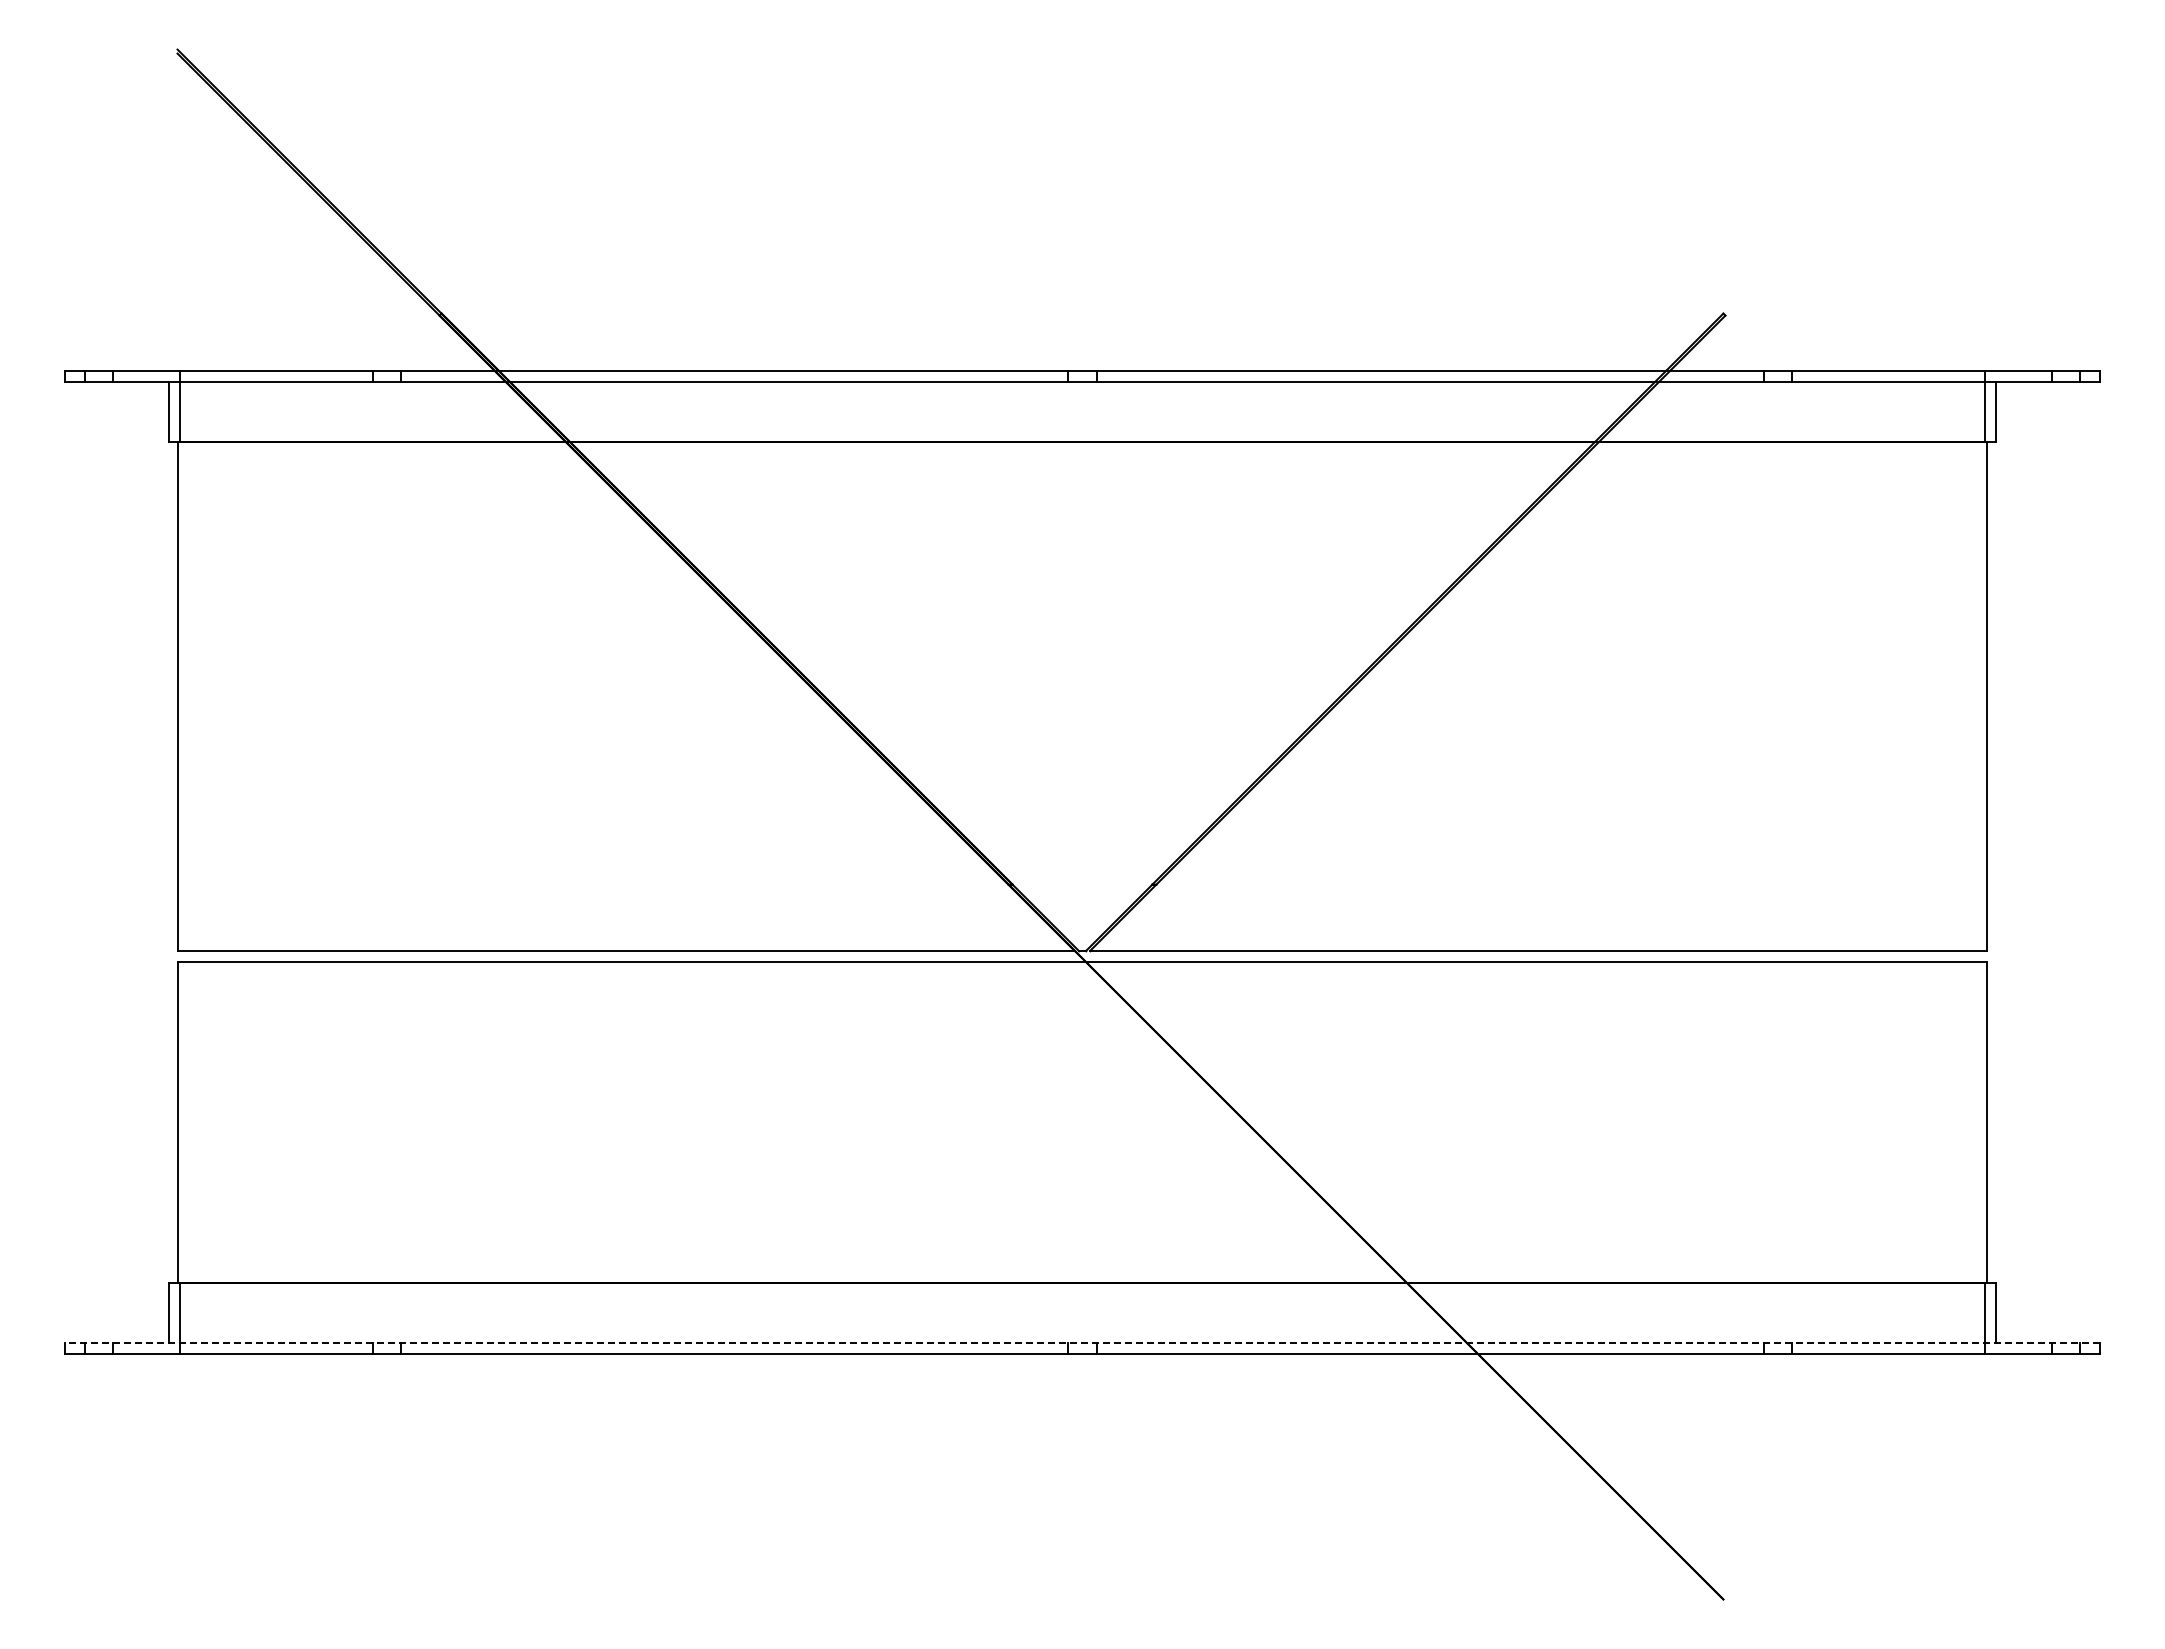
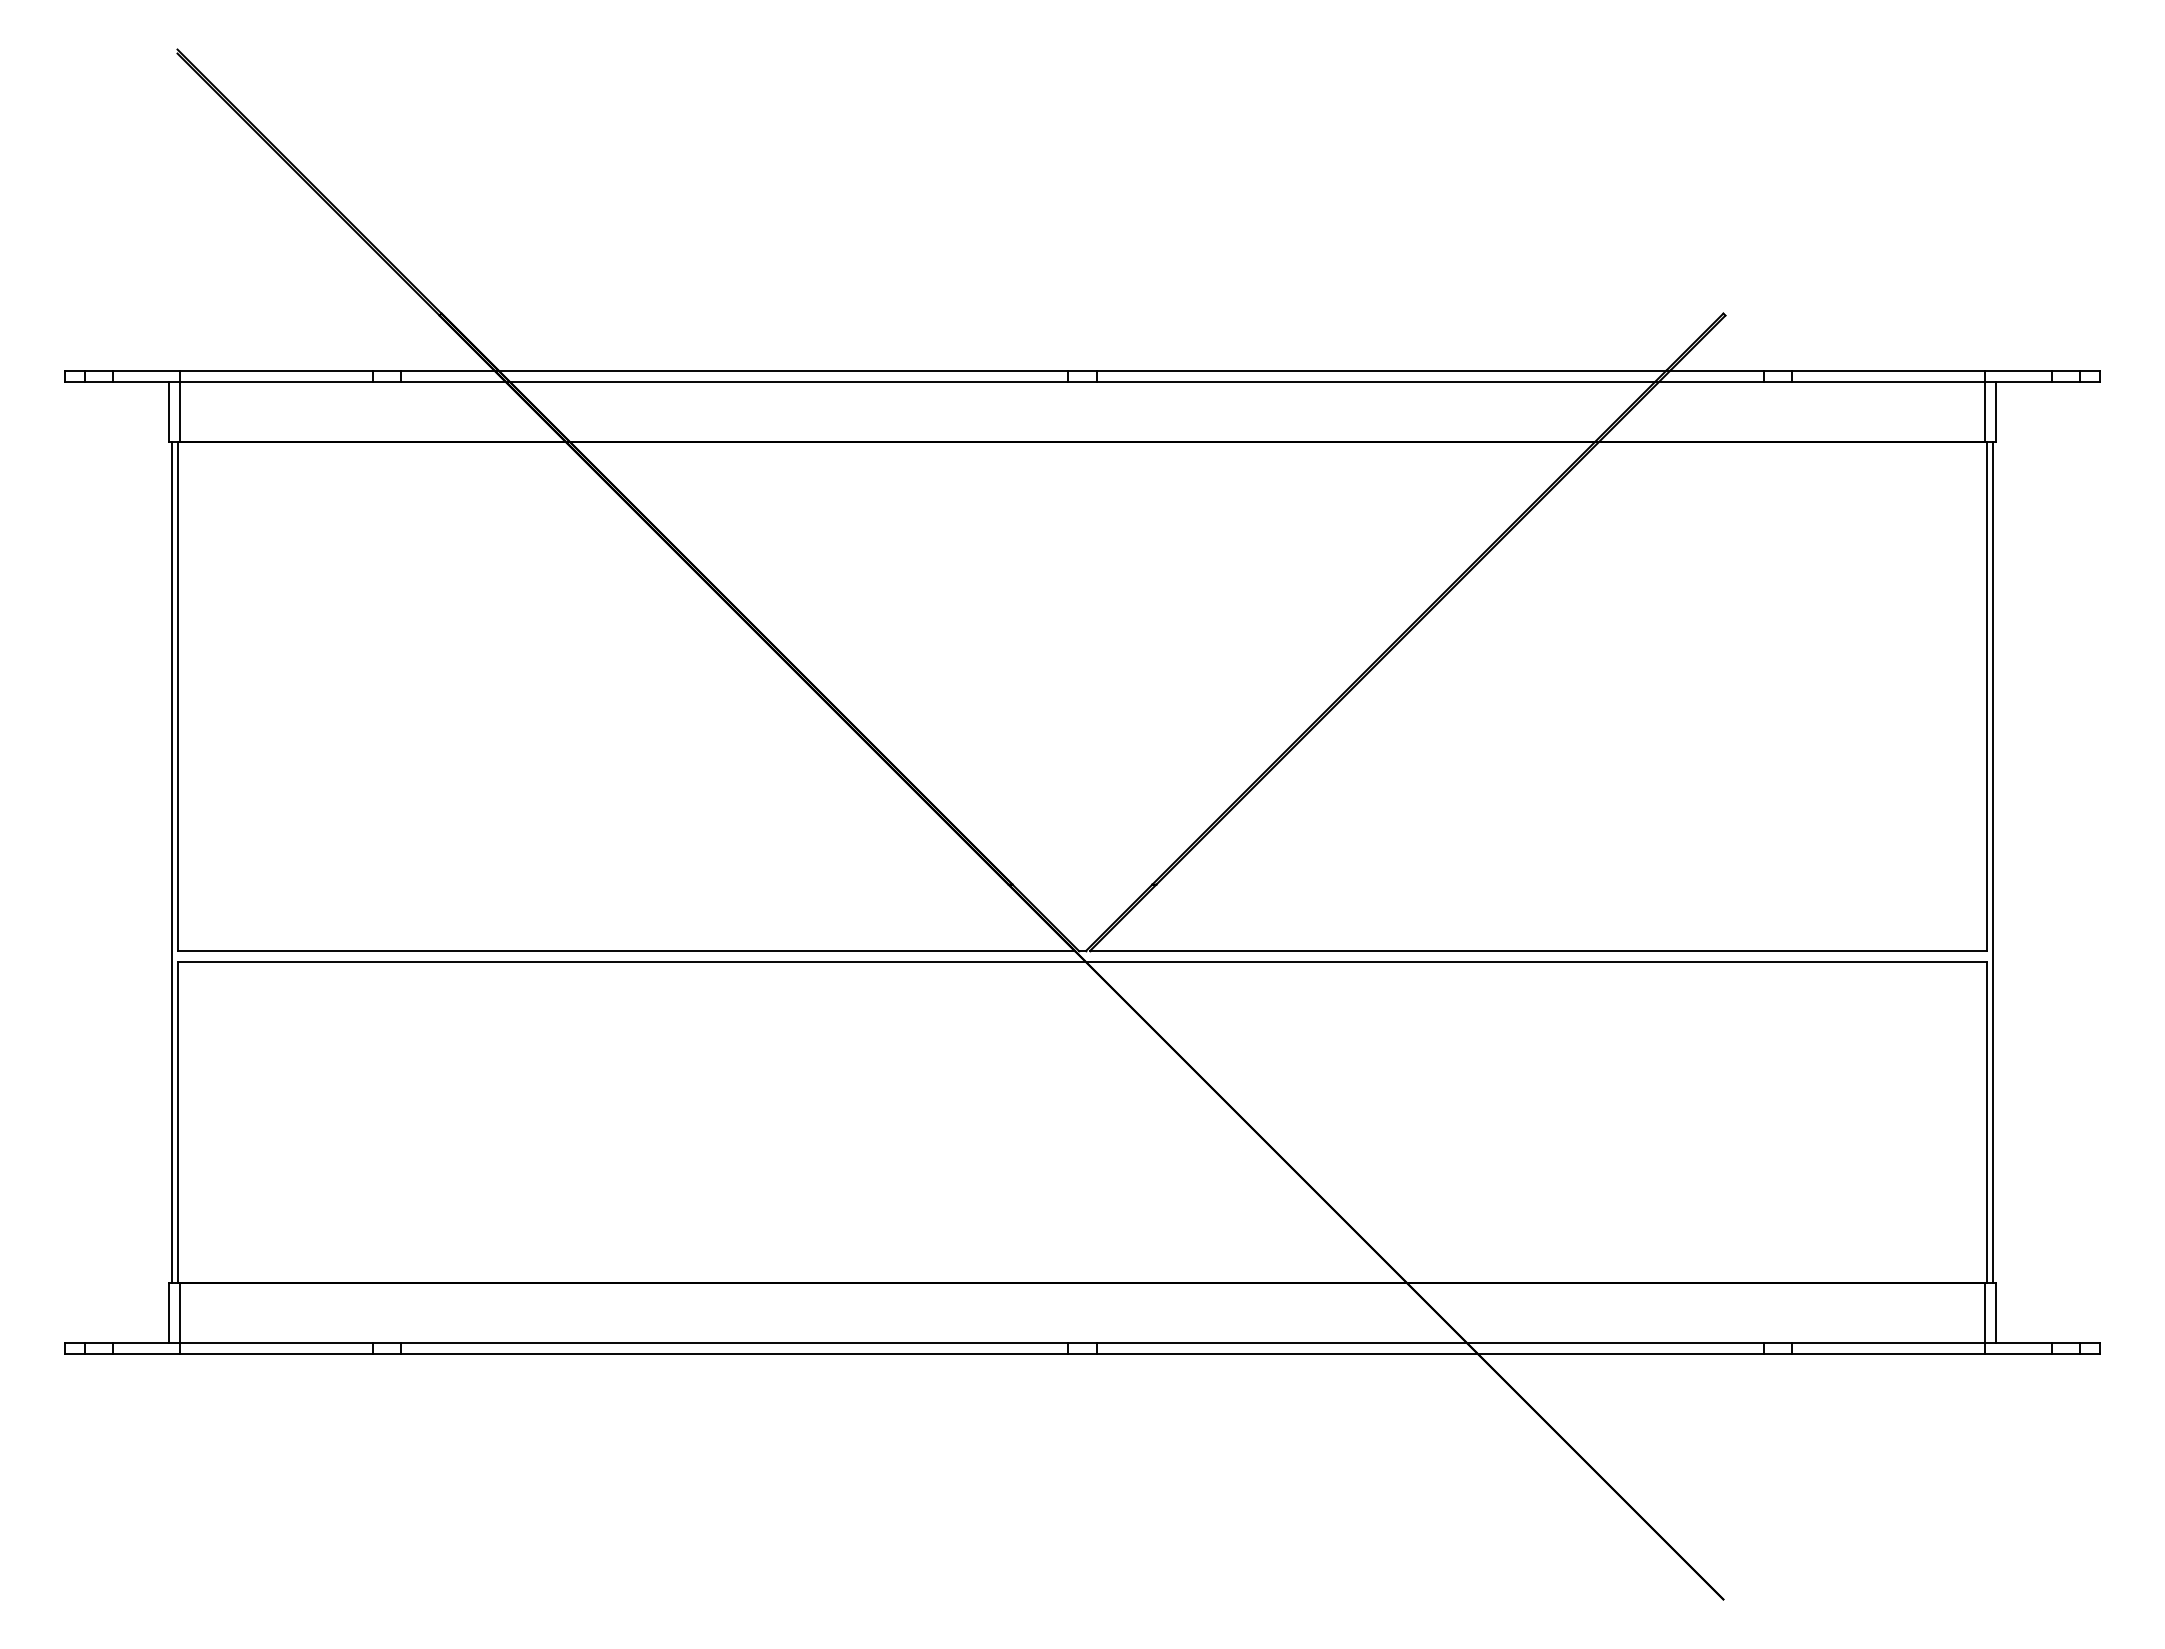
line: none -> present (171, 861)
line: none -> present (1993, 861)
line: dashed -> solid (1082, 1342)
